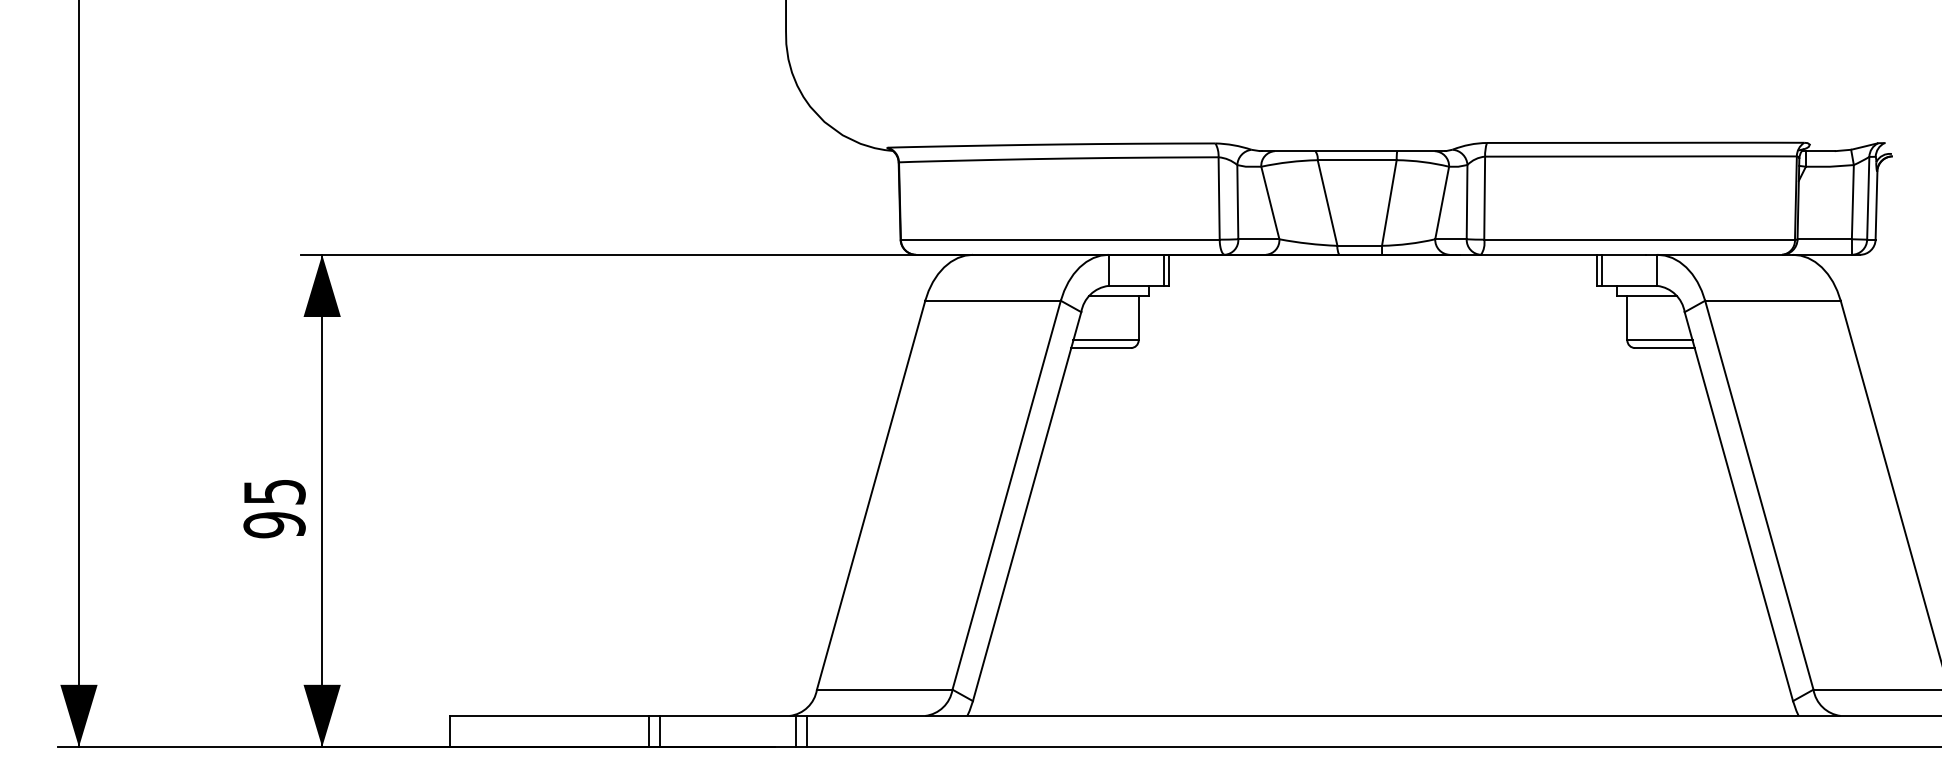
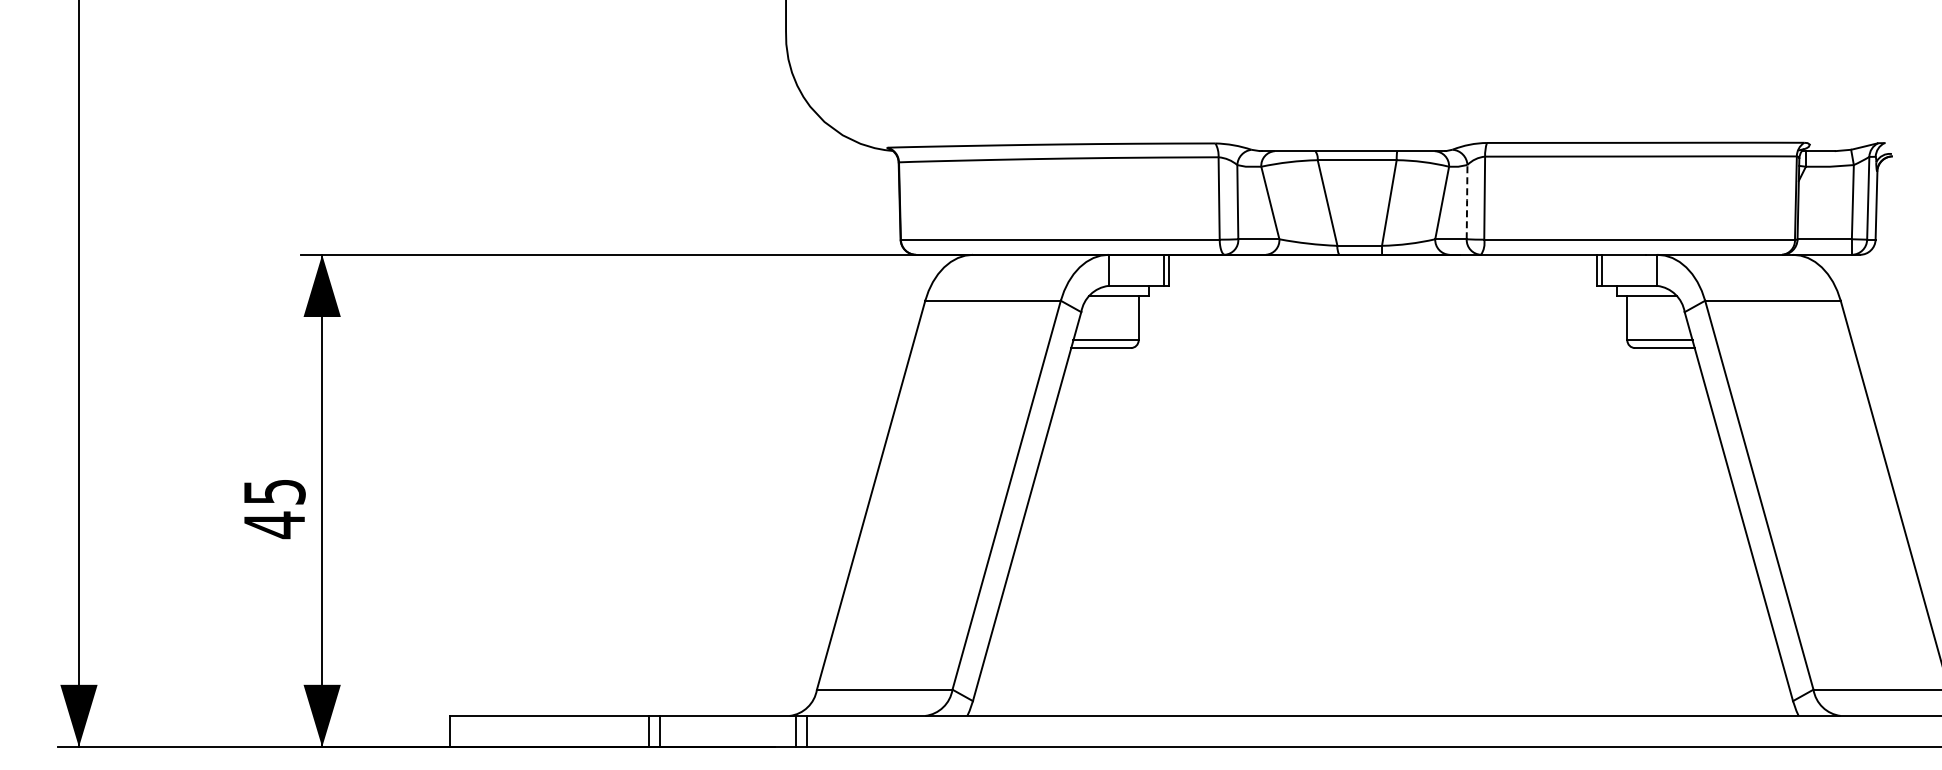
line: solid -> dashed (1467, 201)
text: 95 -> 45 (274, 525)
